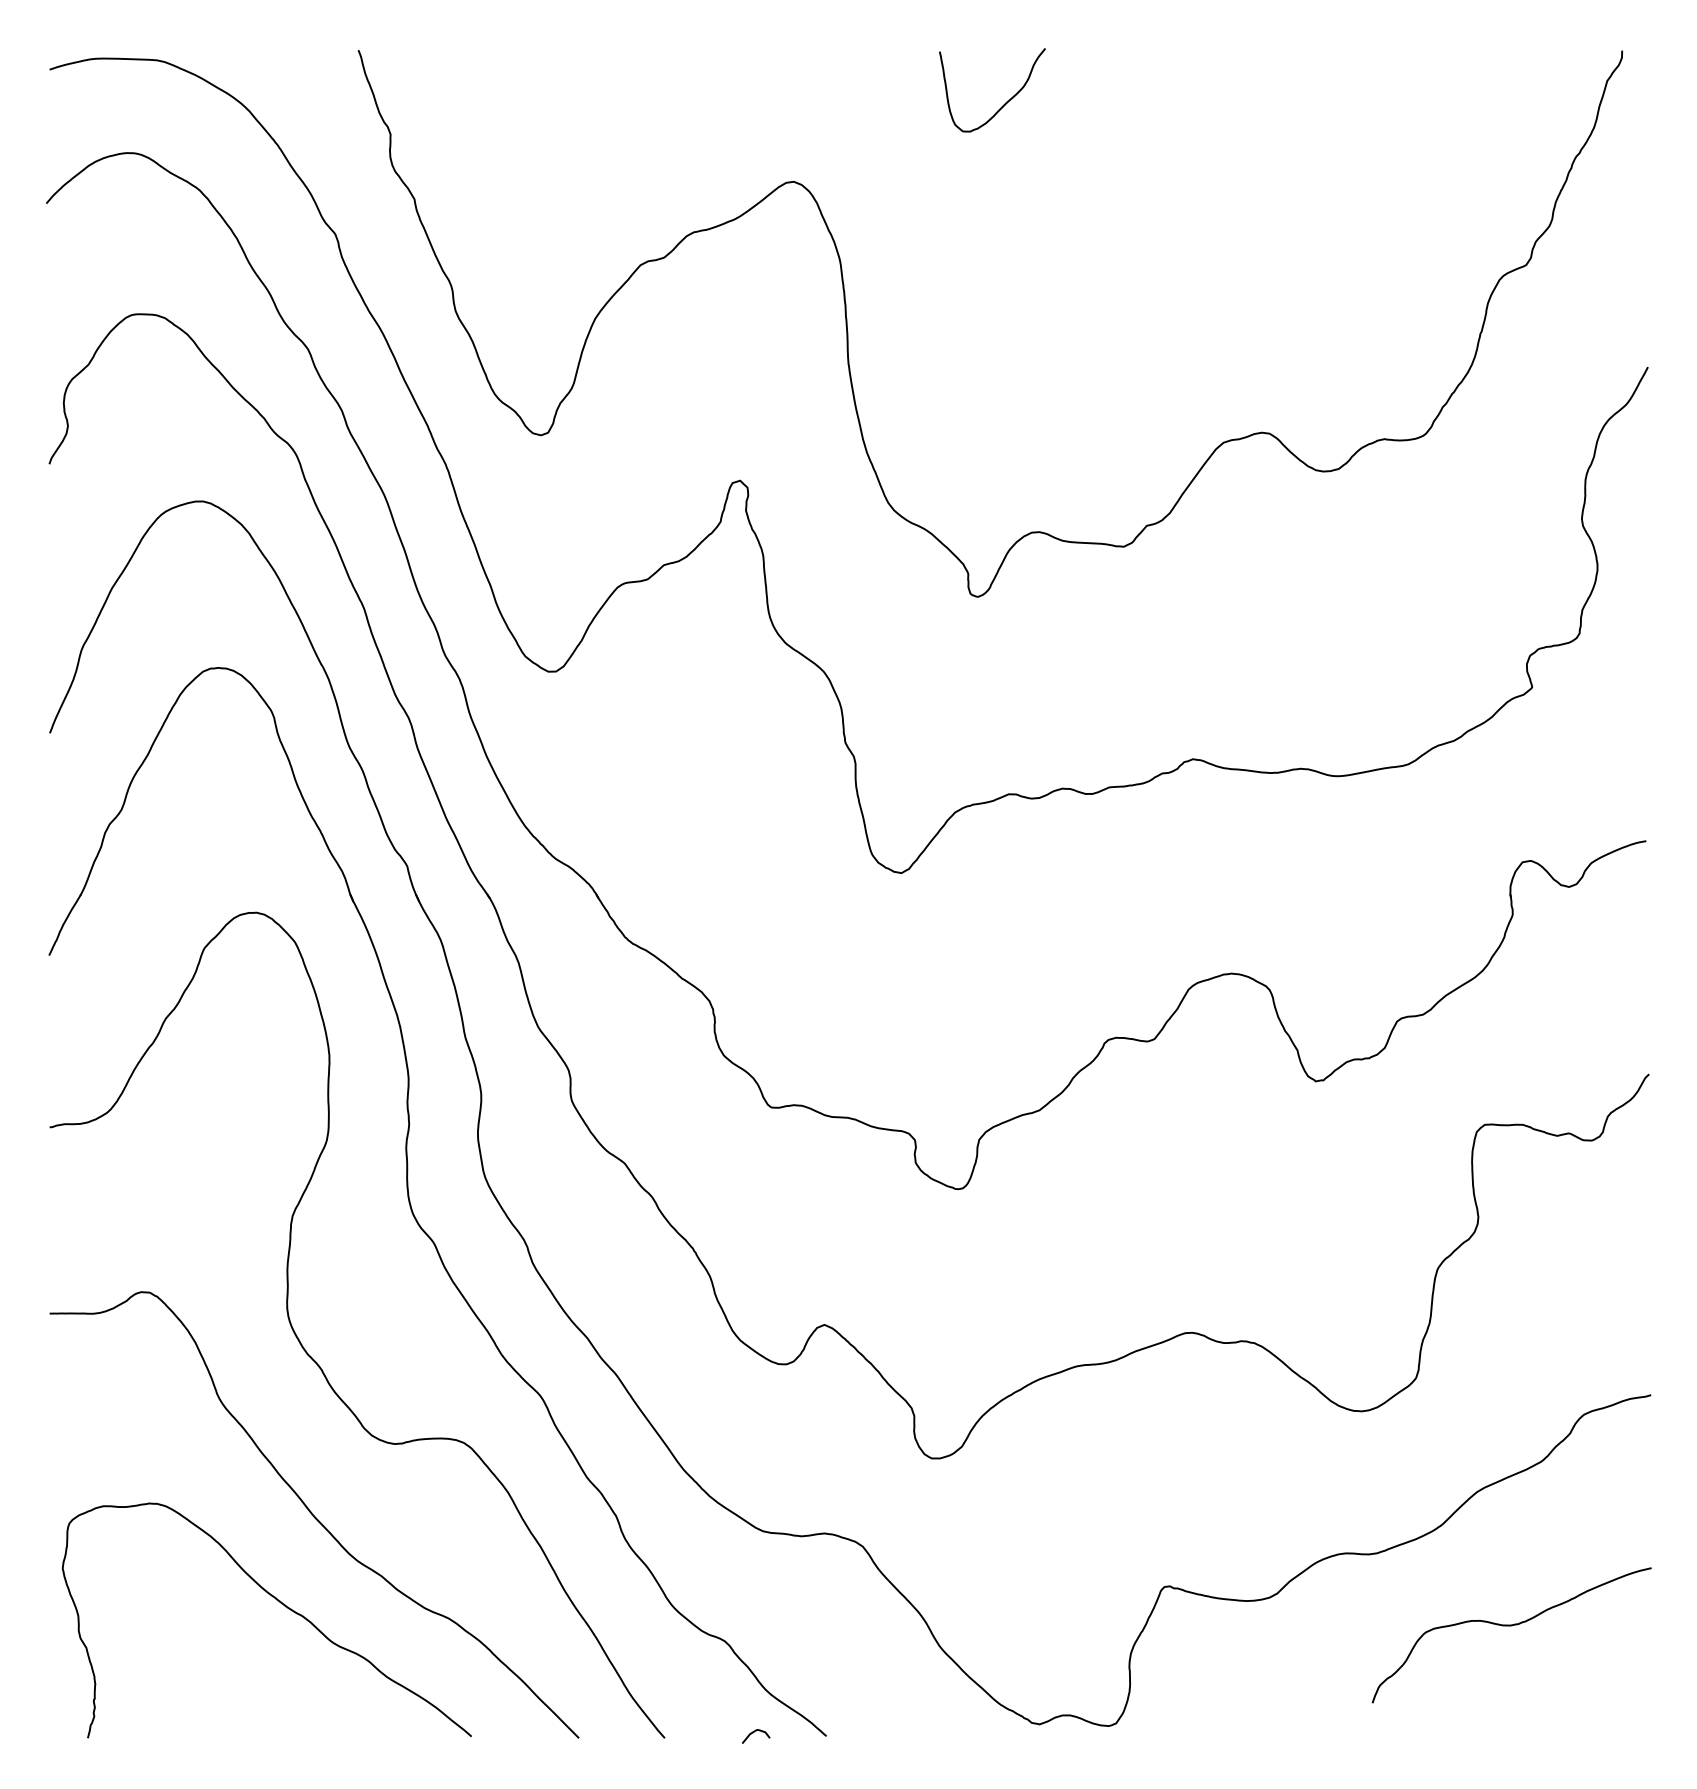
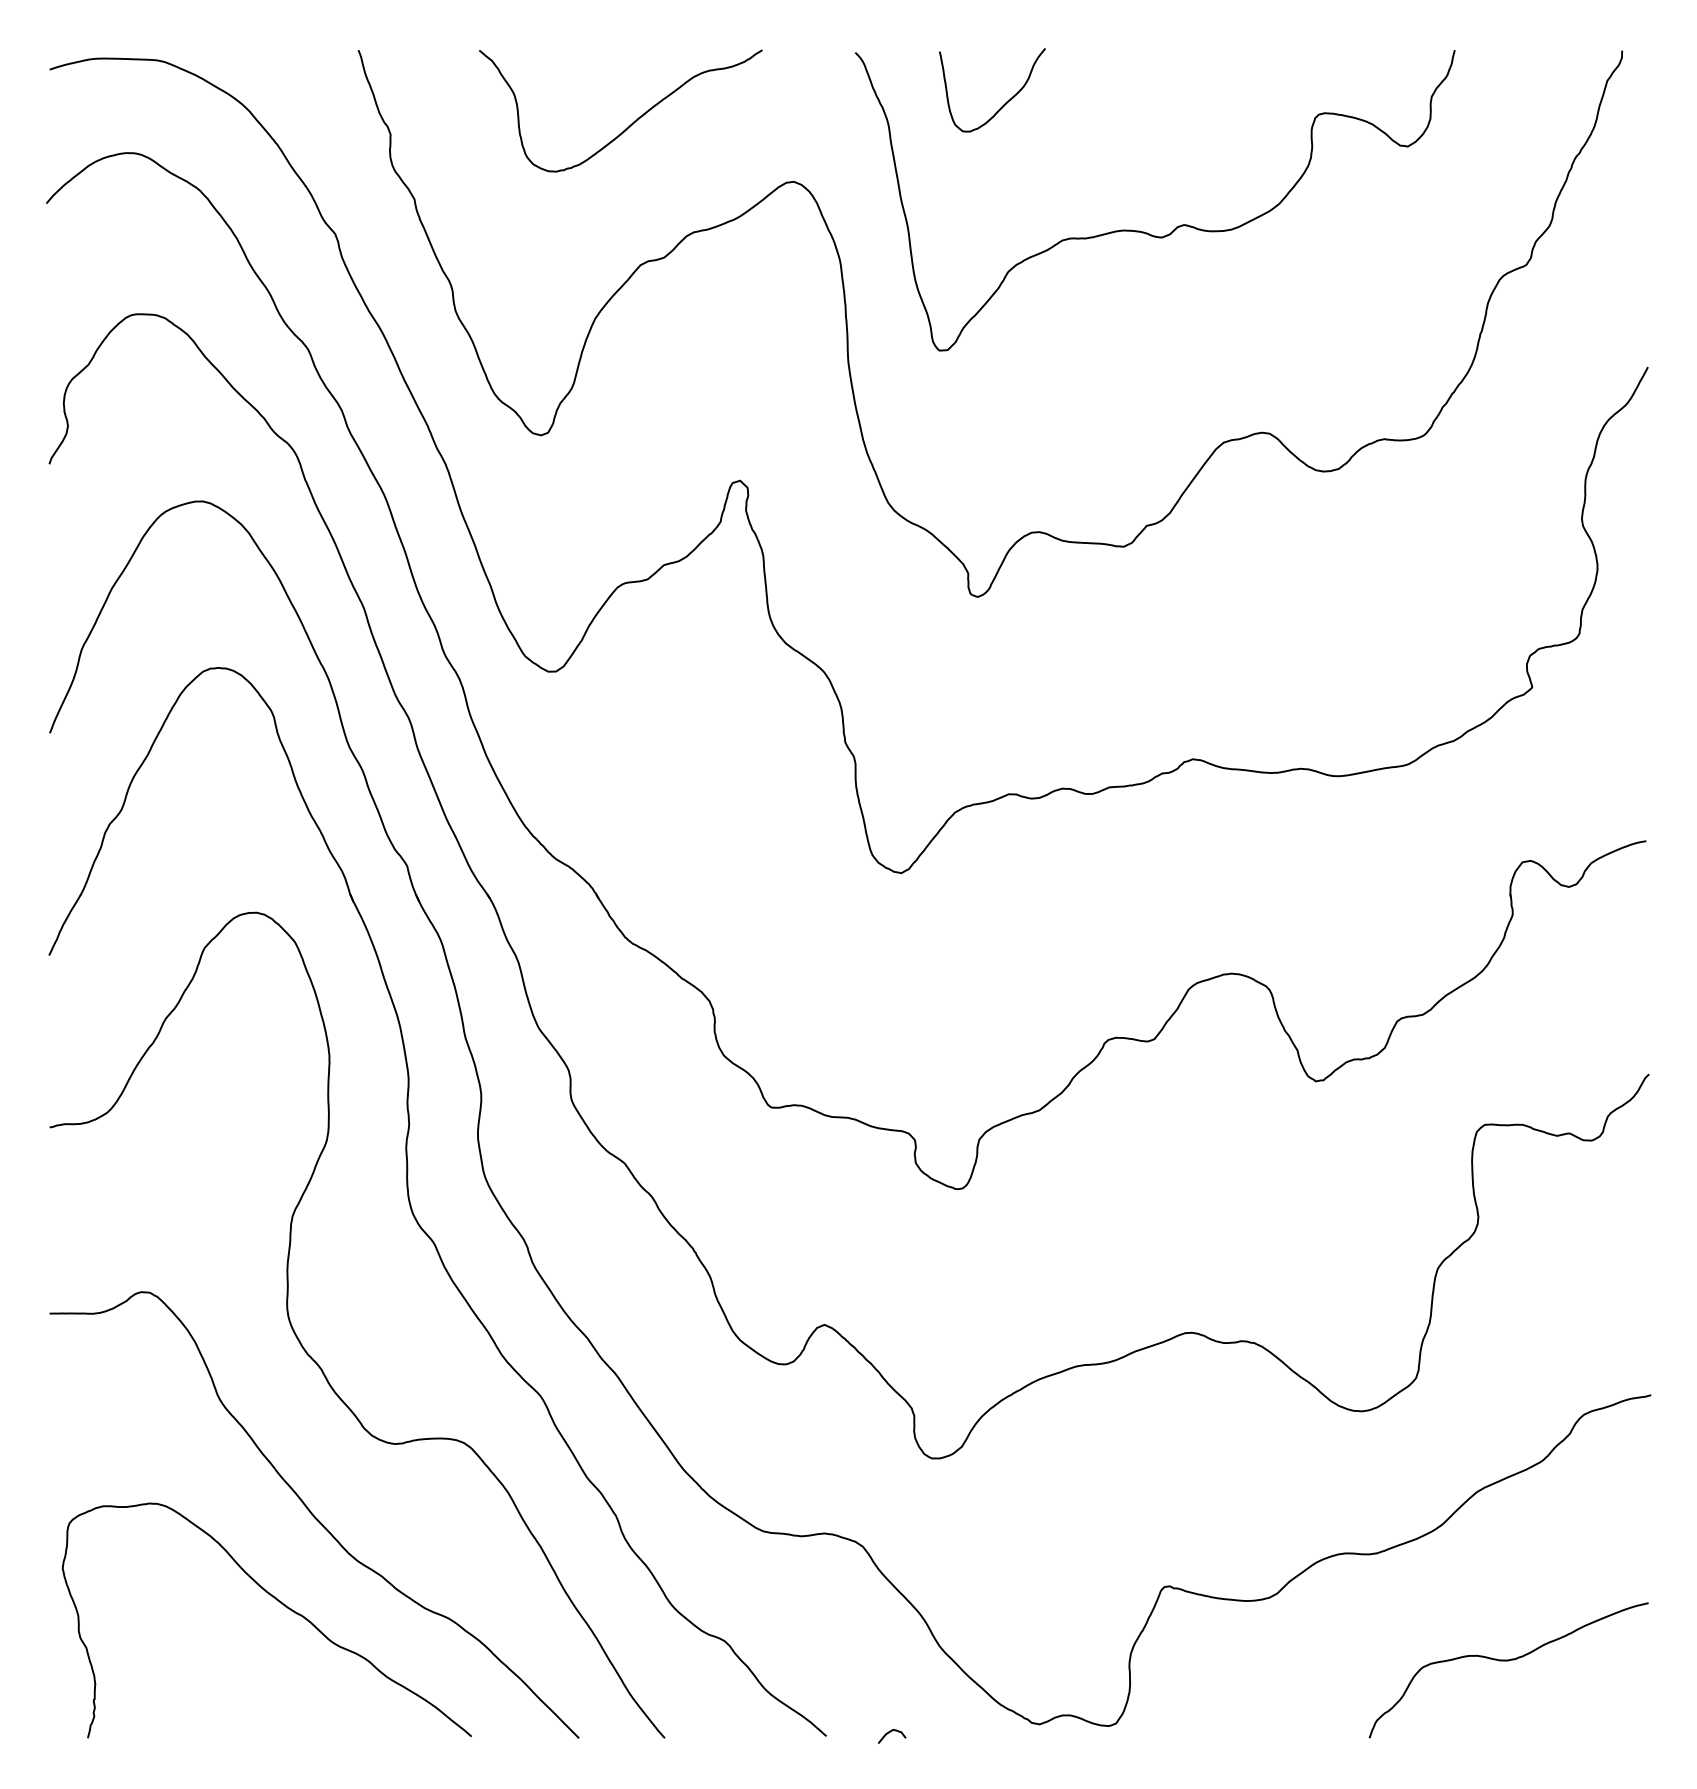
curve: none -> present (632, 122)
curve: none -> present (1144, 231)
curve position: (1511, 1626) -> (1508, 1661) (1508, 1661)
curve position: (753, 1733) -> (889, 1733) (889, 1733)
